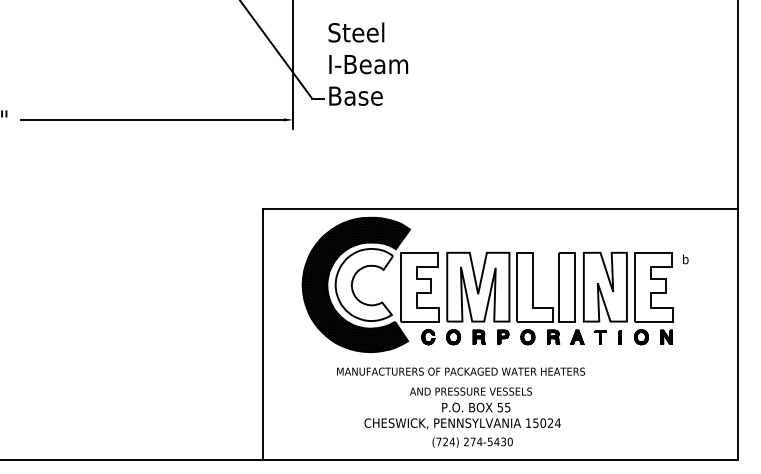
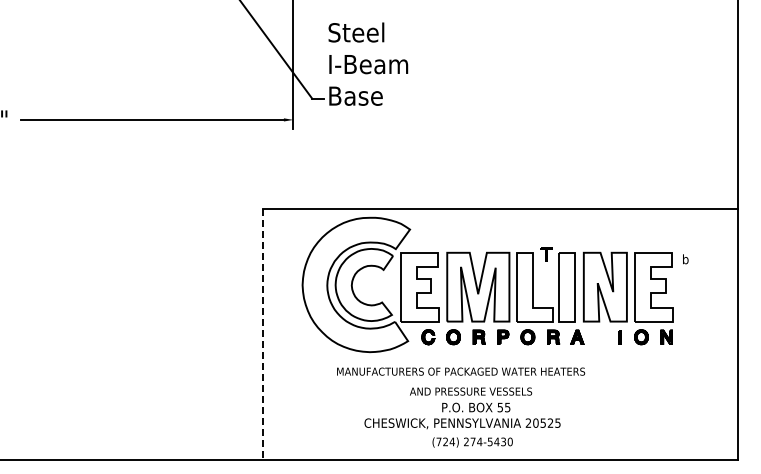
hatch: present -> none (355, 284)
line: solid -> dashed (263, 335)
part position: (600, 337) -> (546, 254) (546, 254)
text: 15024 -> 20525 (542, 422)
